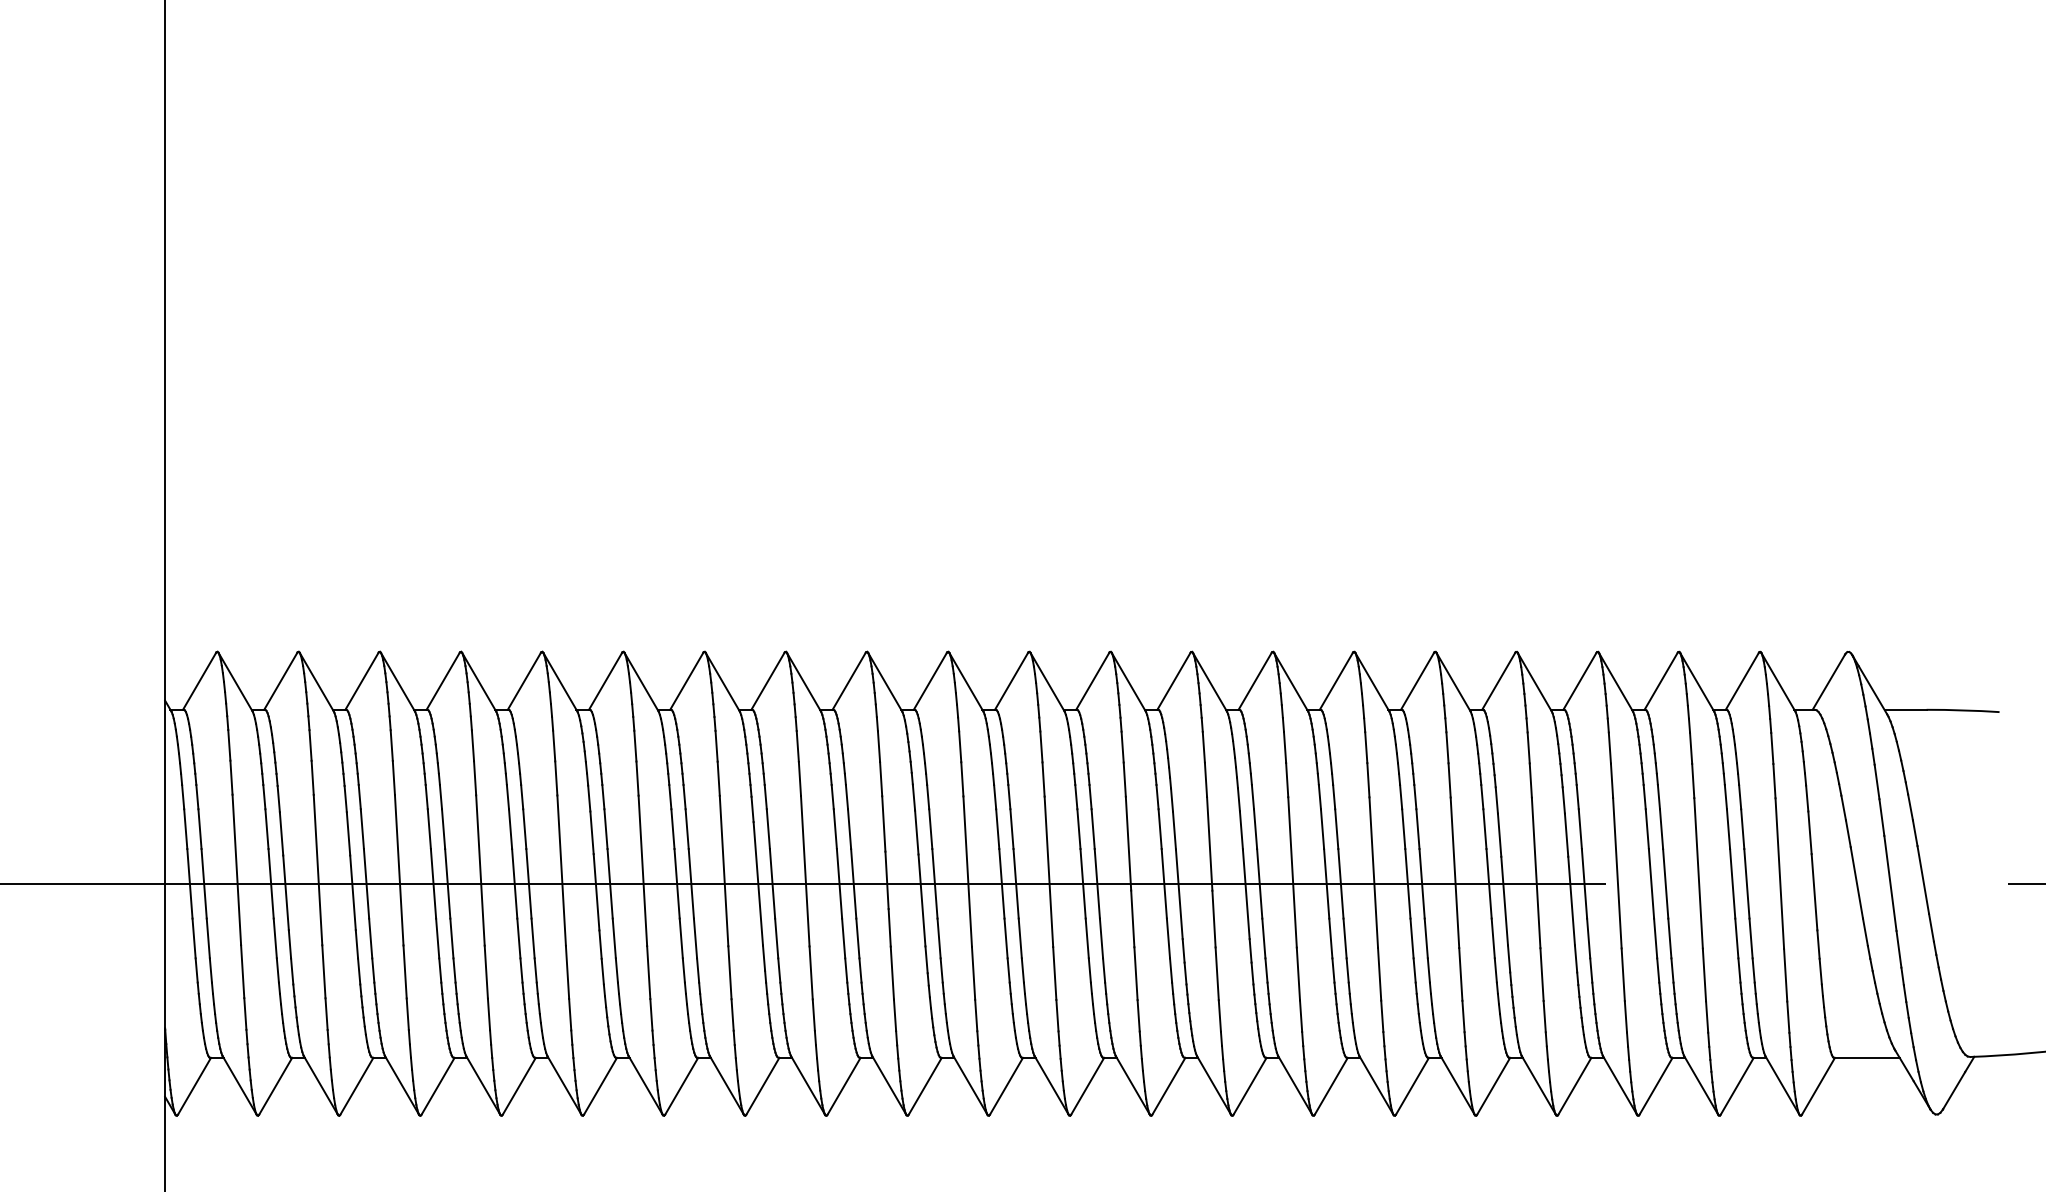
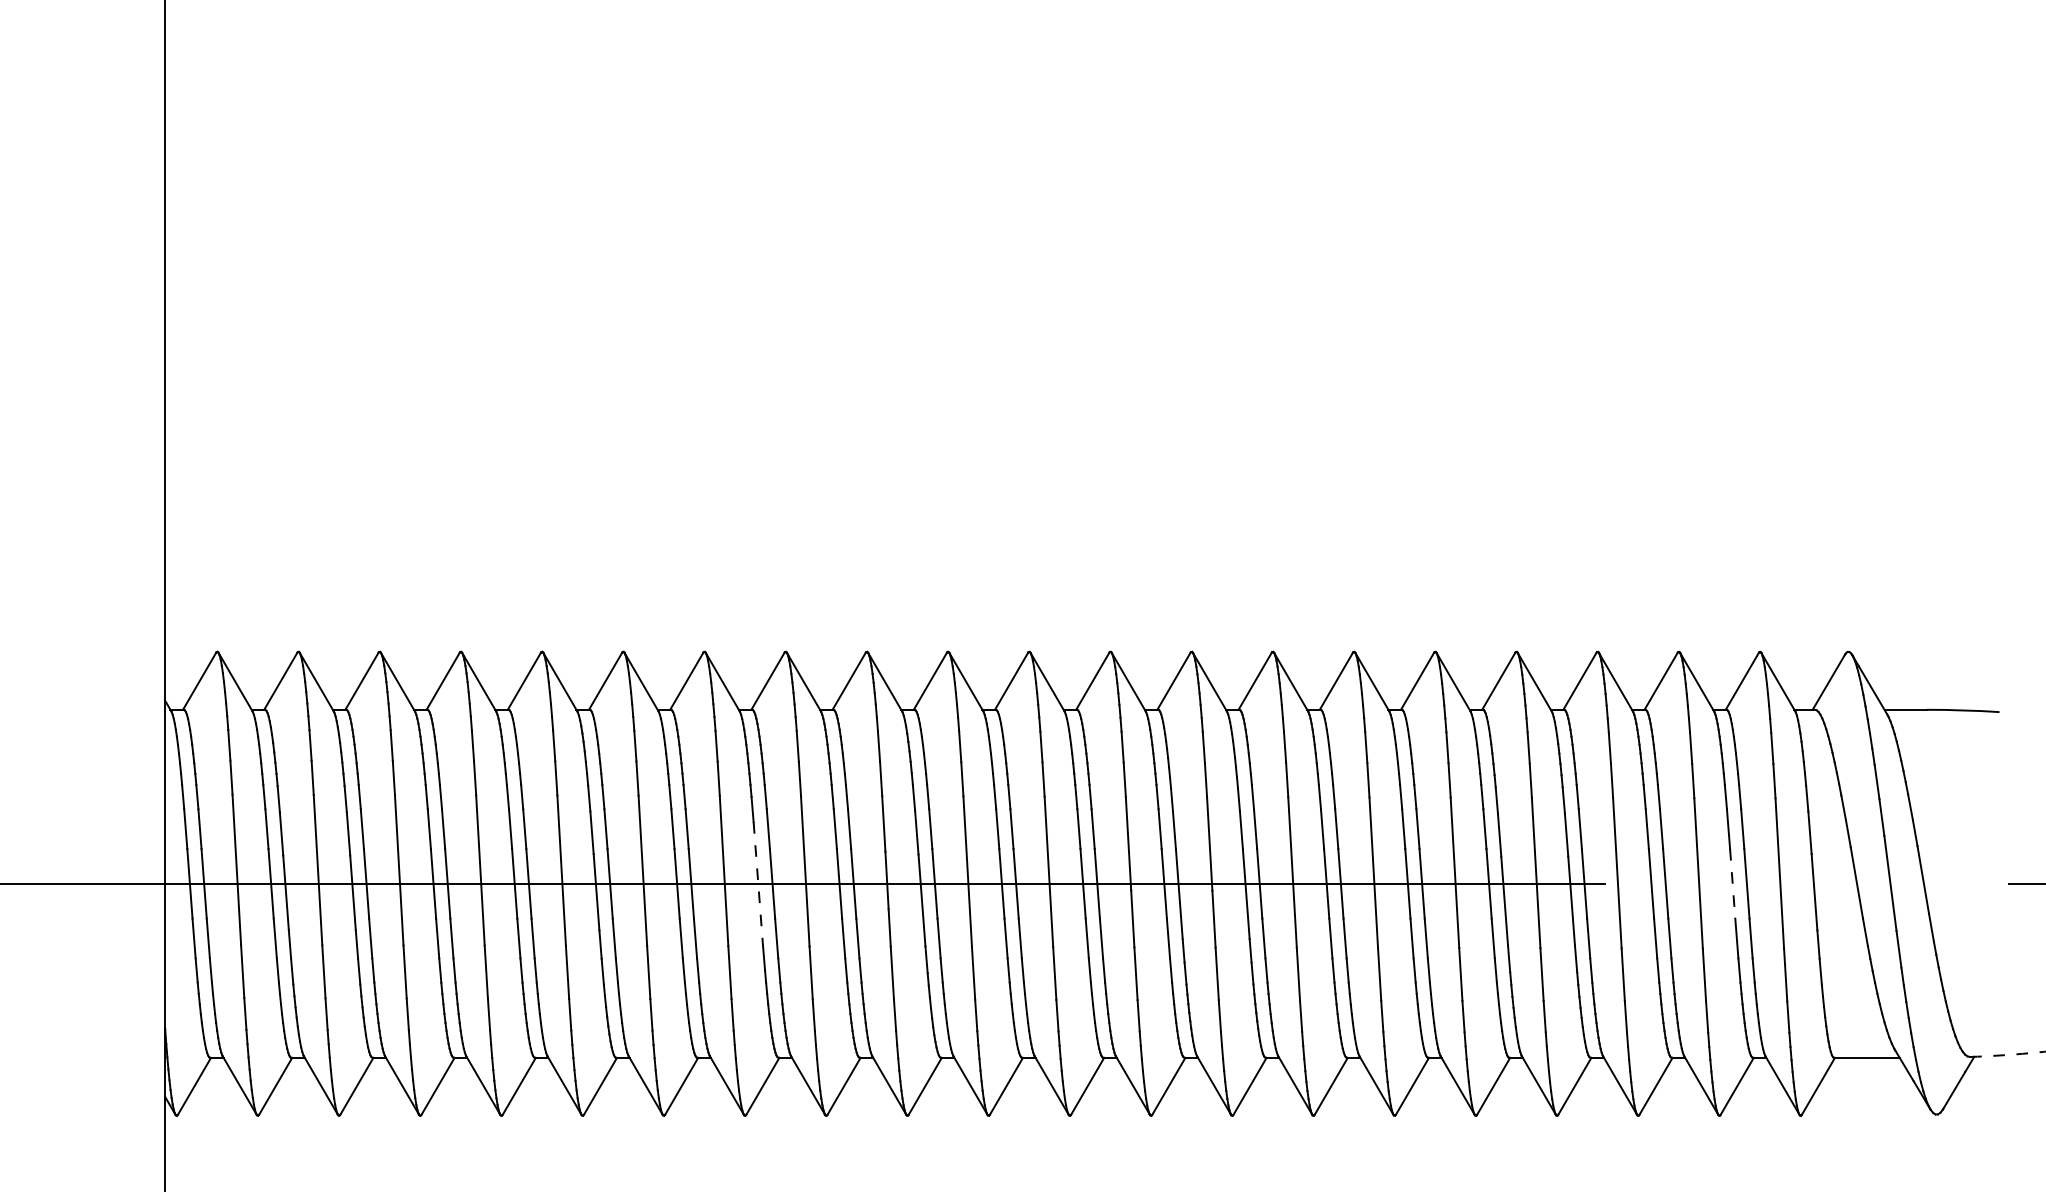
line: solid -> dashed (758, 883)
line: solid -> dashed (1732, 883)
arc: solid -> dashed (2007, 1054)
